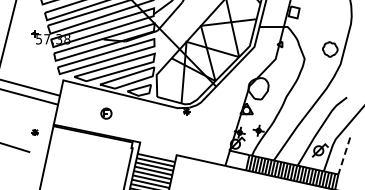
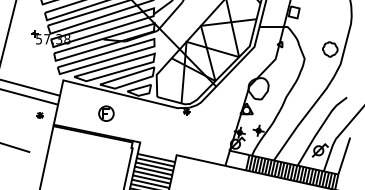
part size: 13x13 px -> 17x17 px (106, 113)
part position: (34, 132) -> (39, 115) (39, 115)
line: dashed -> solid (344, 156)
